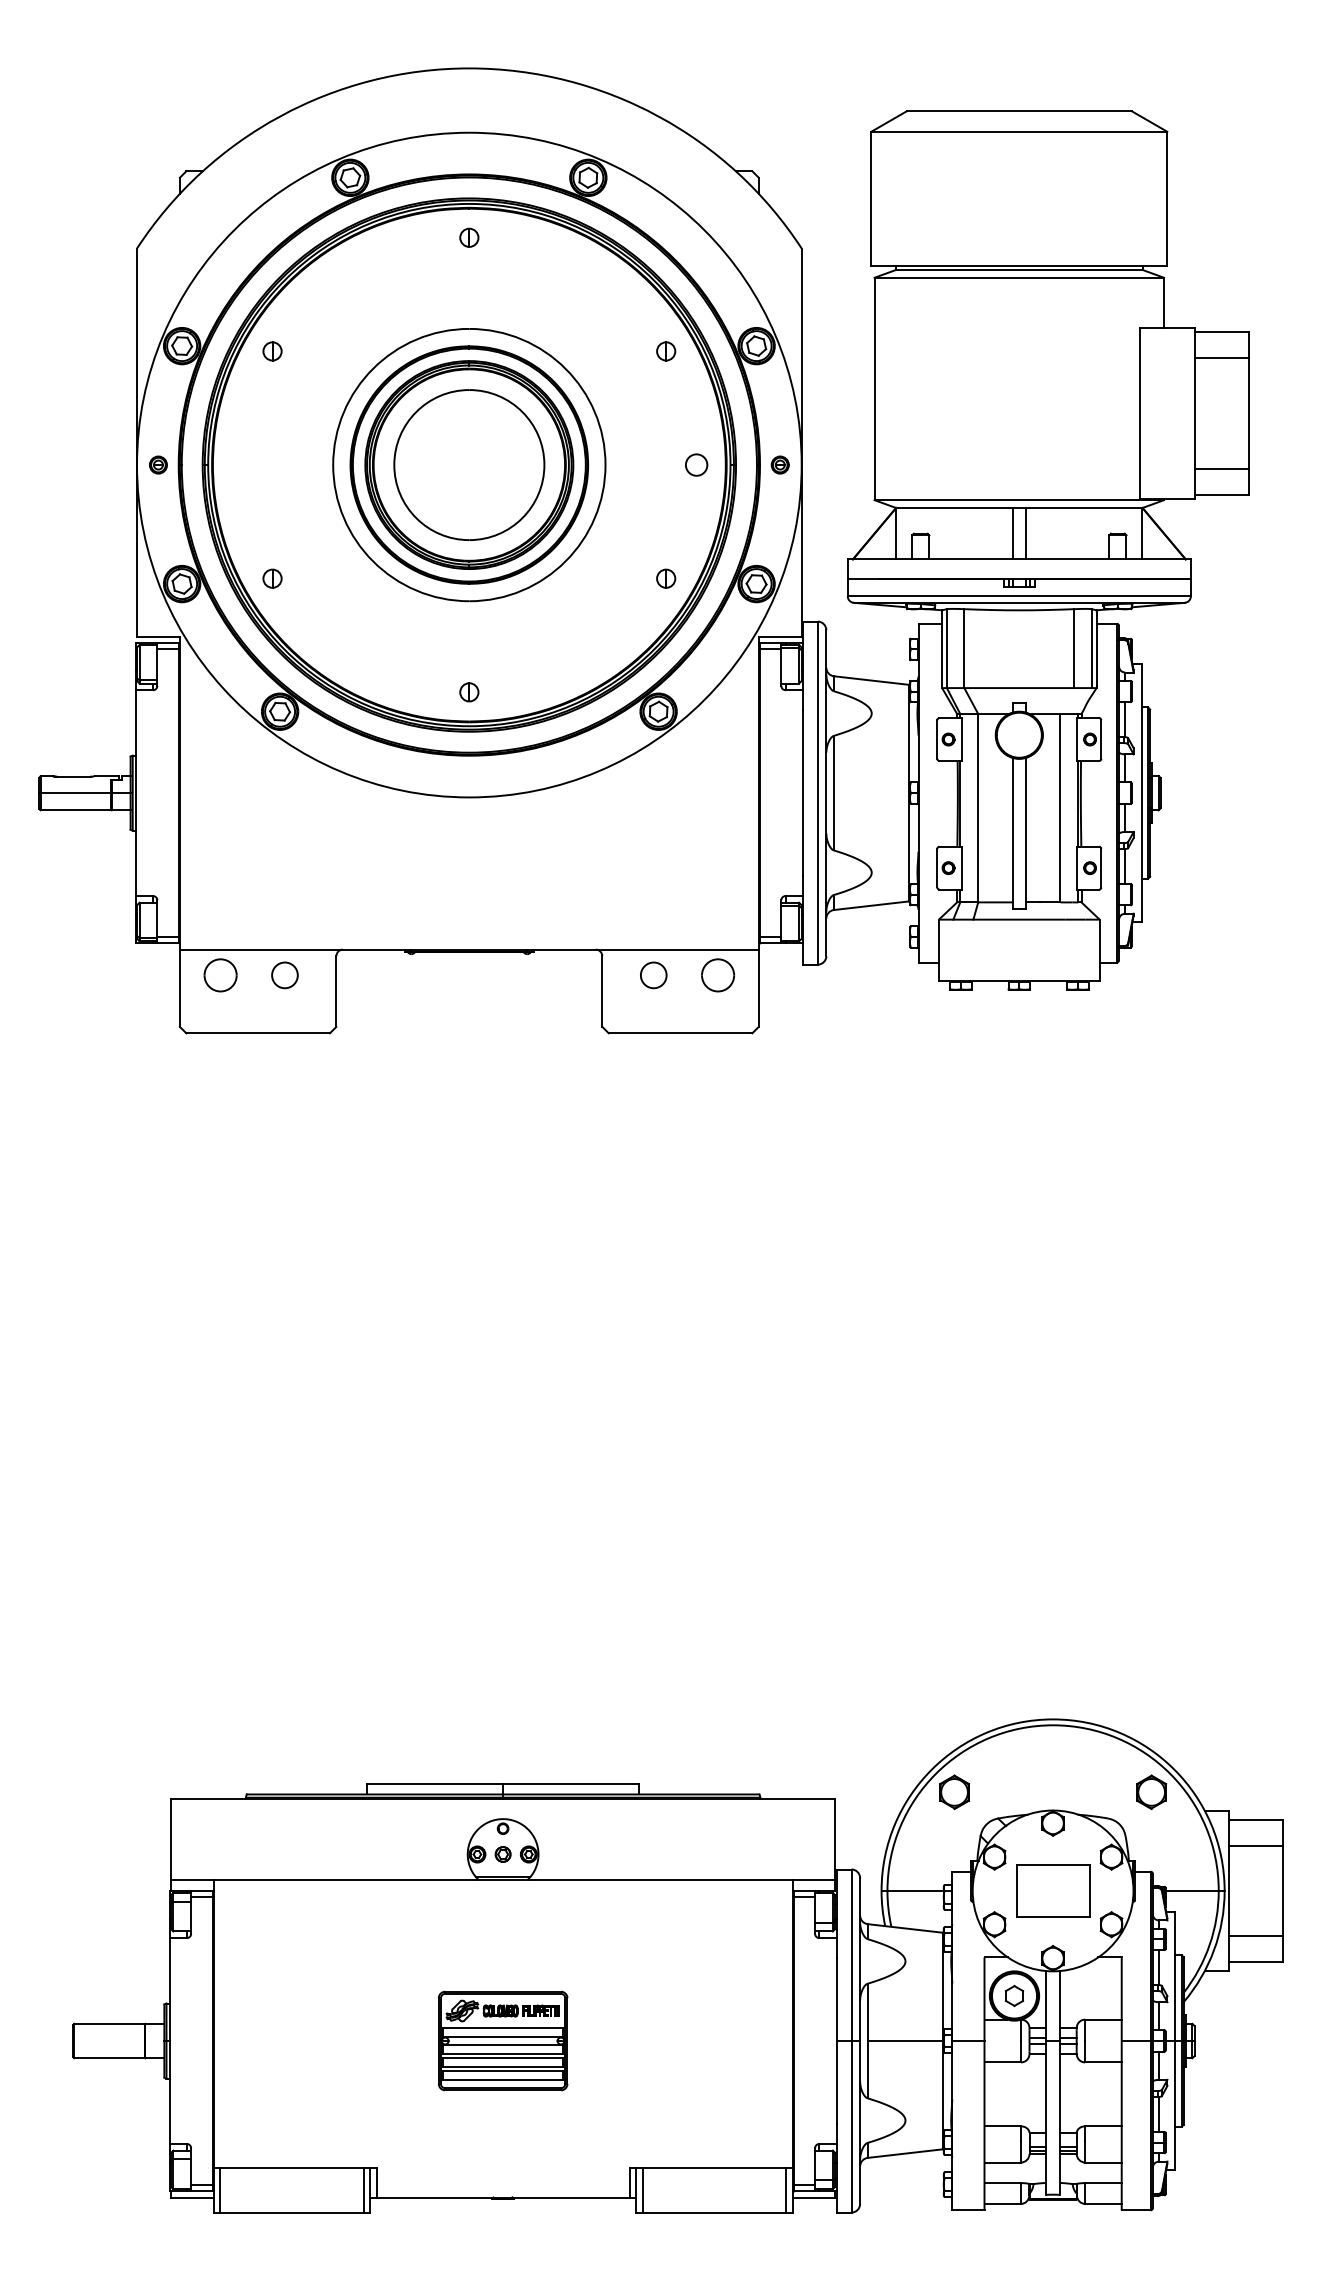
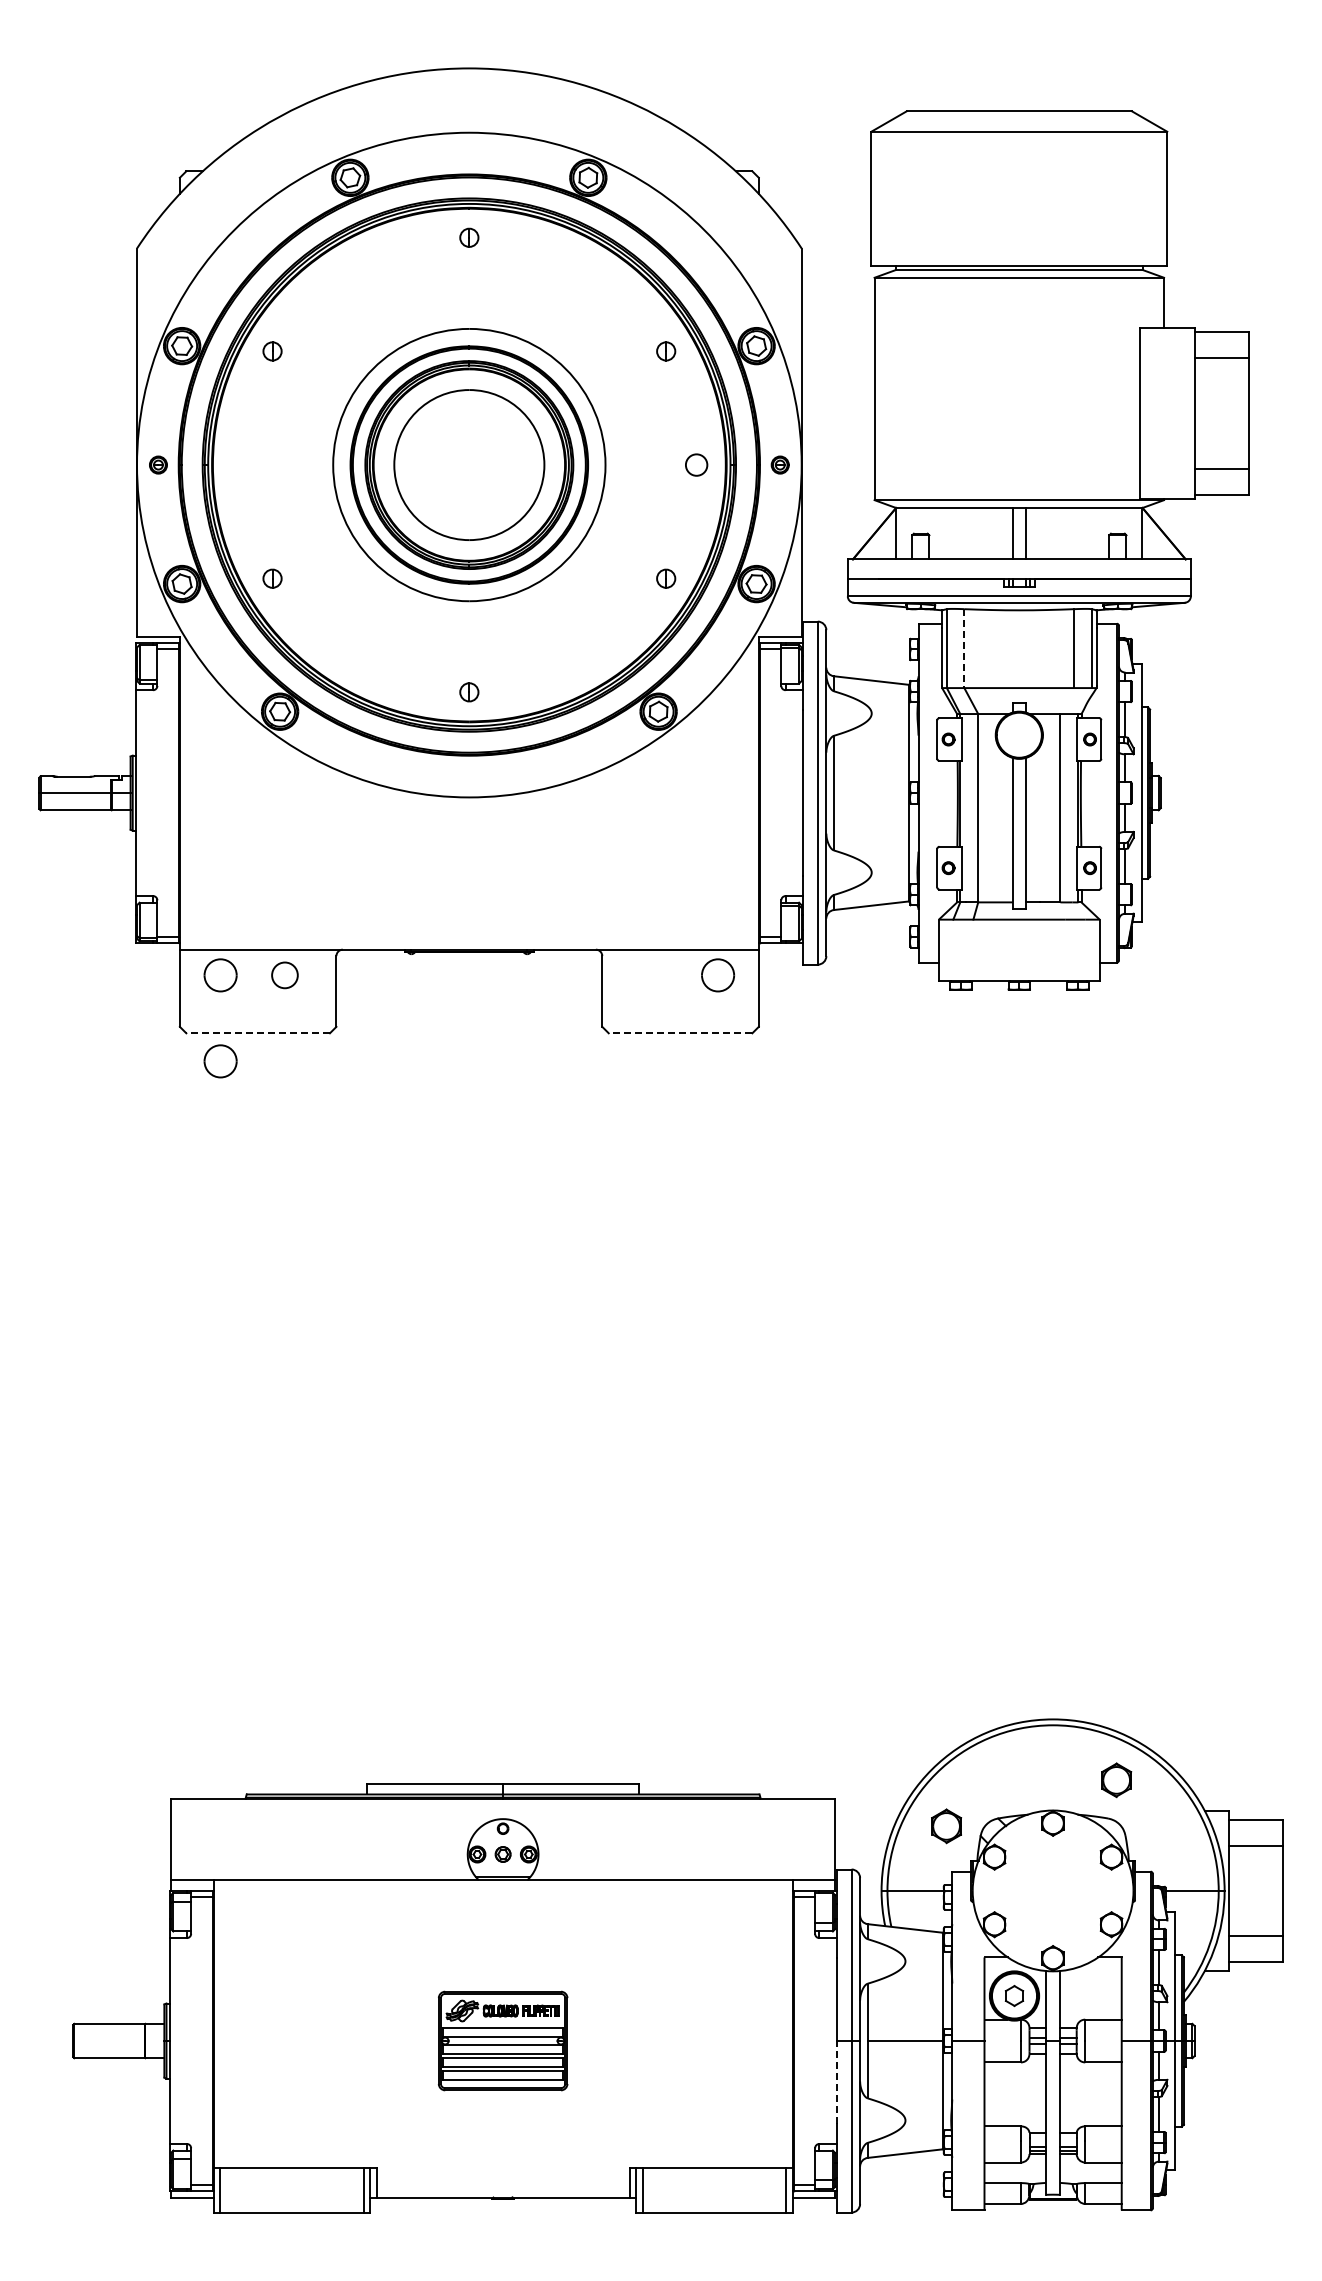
line: solid -> dashed (964, 649)
circle: present -> none (653, 975)
line: solid -> dashed (258, 1033)
line: solid -> dashed (680, 1033)
part: none -> present (220, 1061)
part position: (954, 1792) -> (946, 1826) (946, 1826)
part position: (1151, 1792) -> (1116, 1780) (1116, 1780)
part: present -> none (1053, 1890)
line: solid -> dashed (836, 2082)
